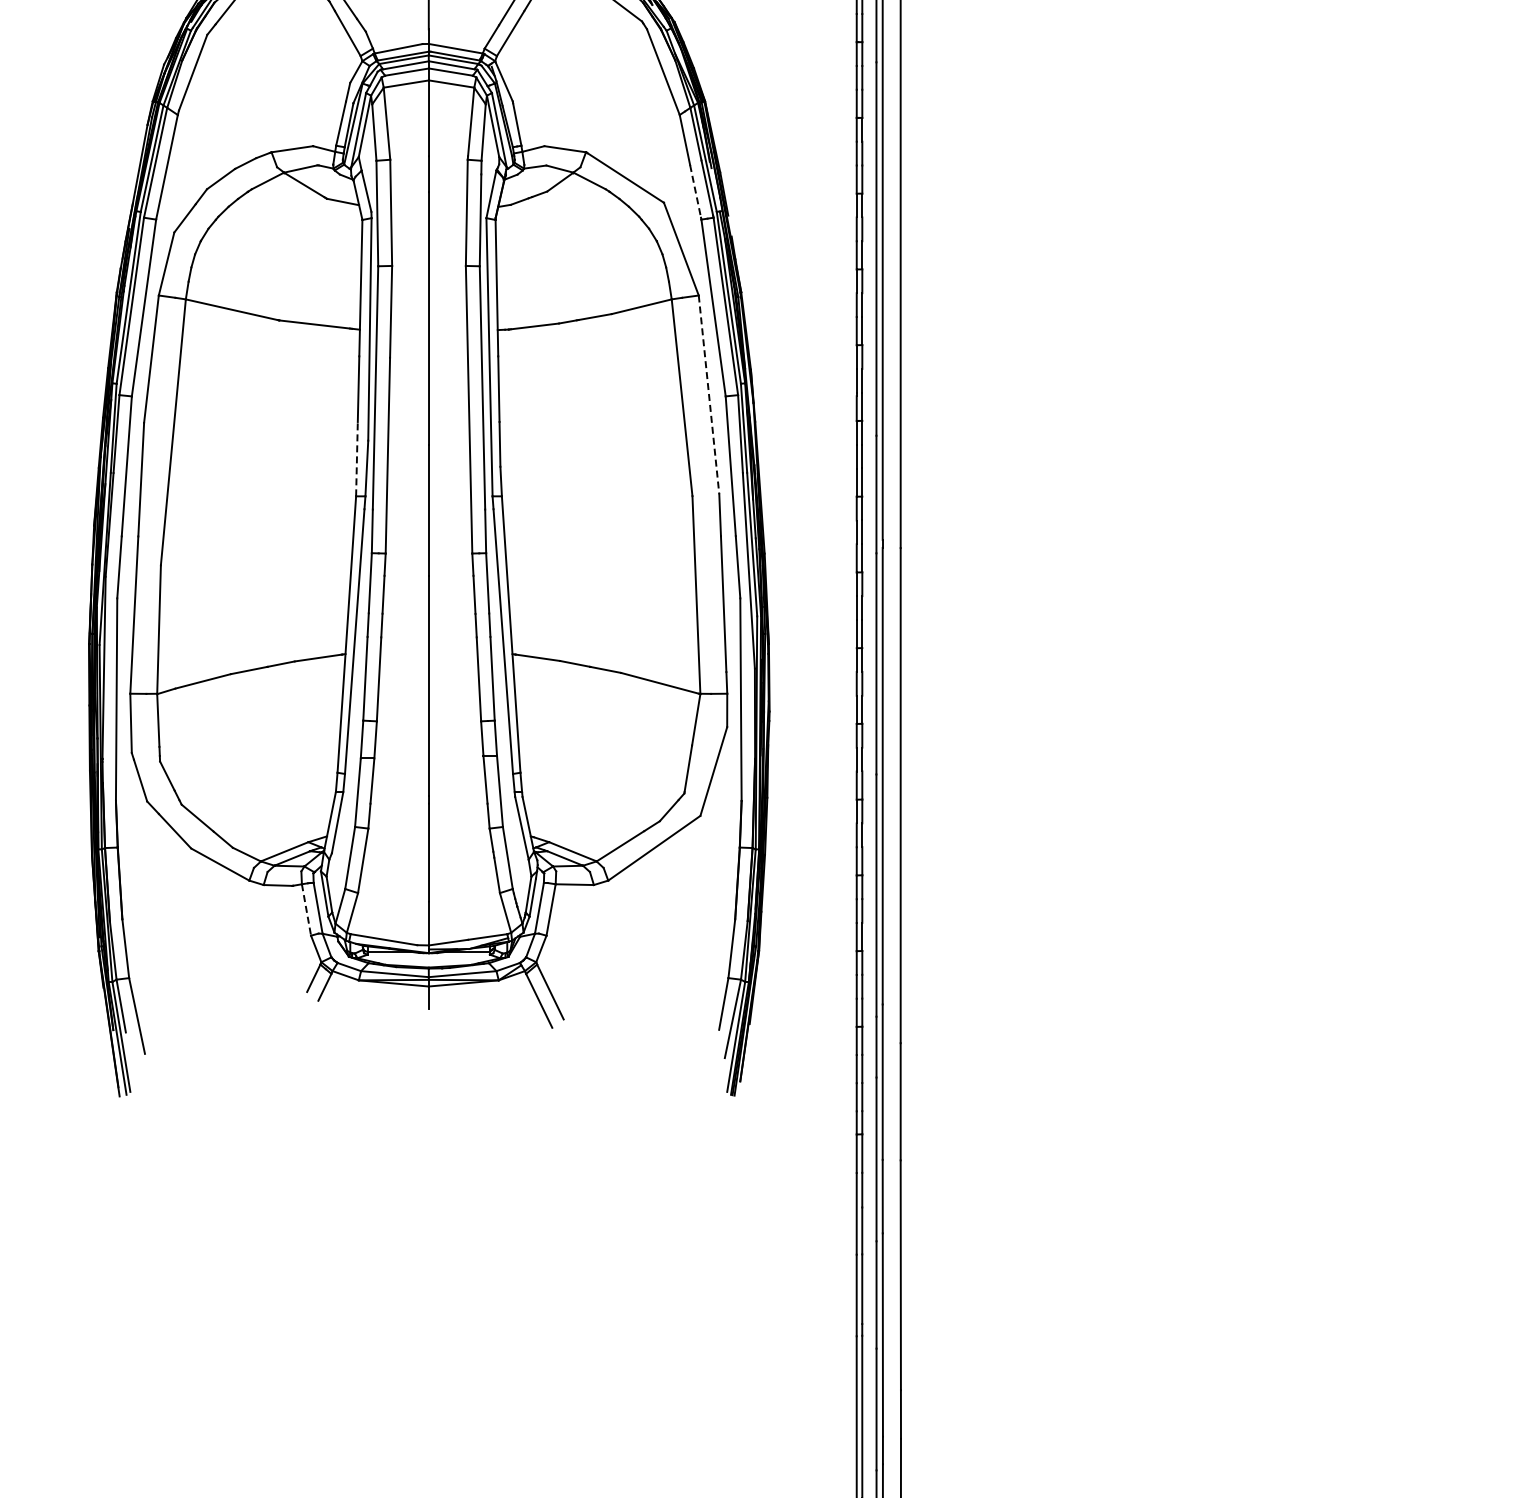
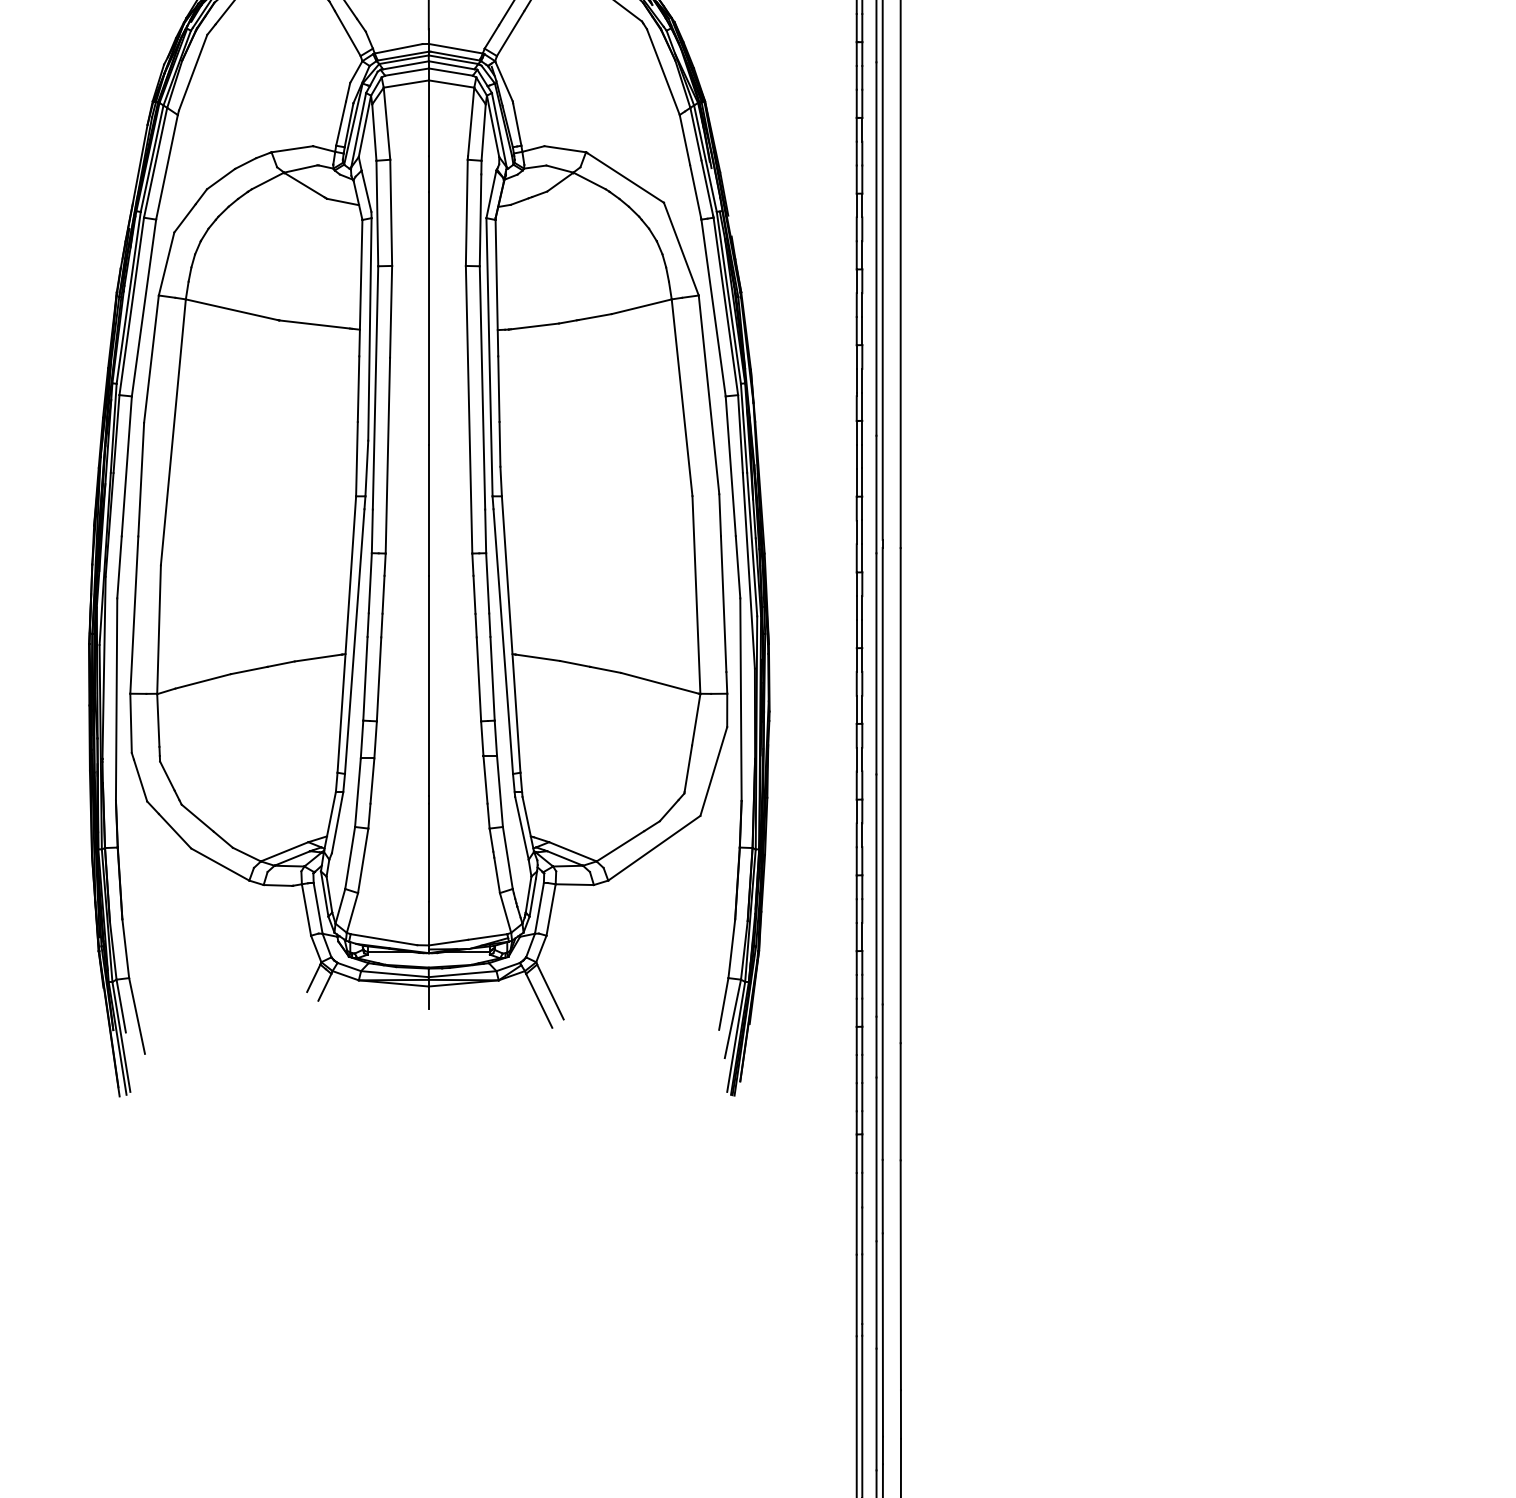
line: dashed -> solid (695, 191)
line: dashed -> solid (709, 394)
line: dashed -> solid (356, 458)
line: dashed -> solid (306, 910)
